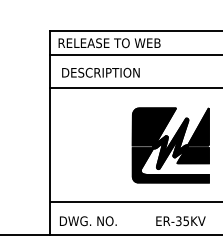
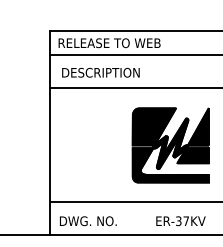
text: ER-35KV -> ER-37KV (185, 221)
